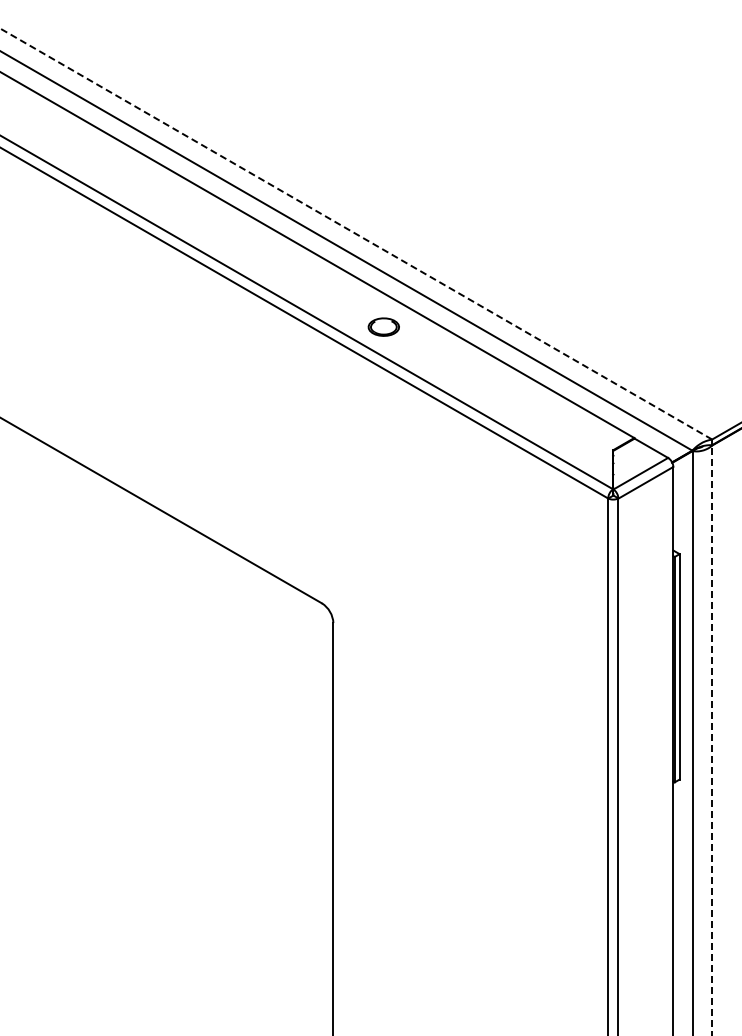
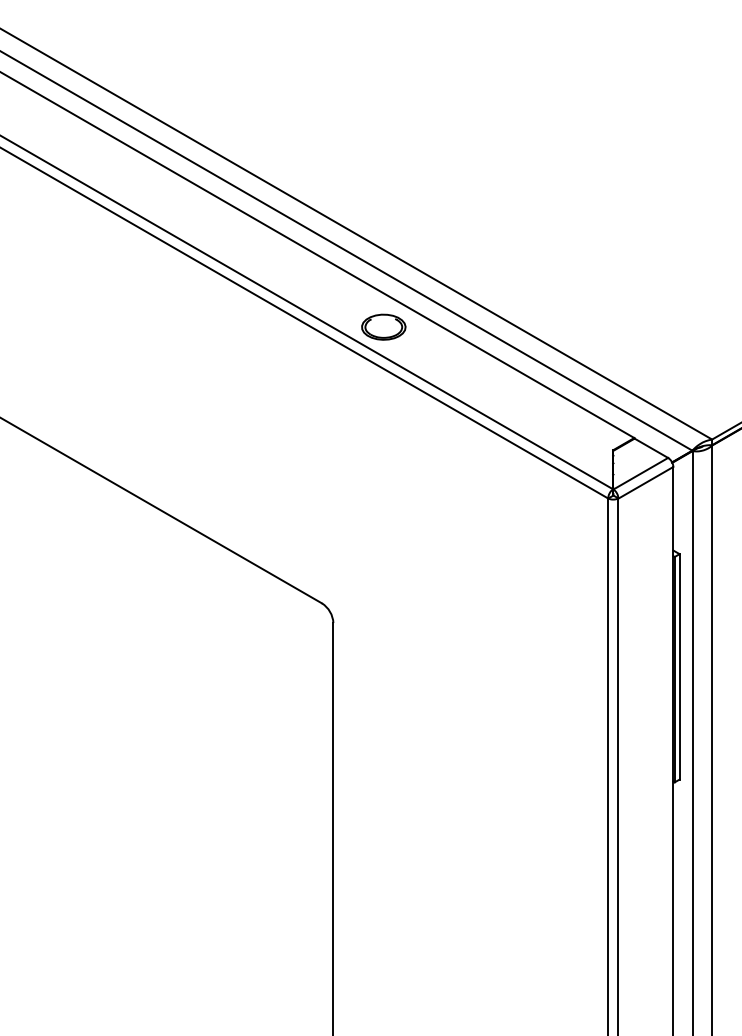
line: dashed -> solid (356, 234)
part size: 33x20 px -> 46x28 px (383, 326)
line: dashed -> solid (712, 740)
